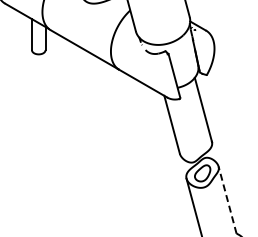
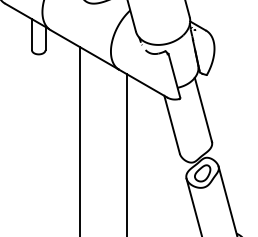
line: none -> present (80, 140)
line: none -> present (126, 153)
line: dashed -> solid (227, 201)
